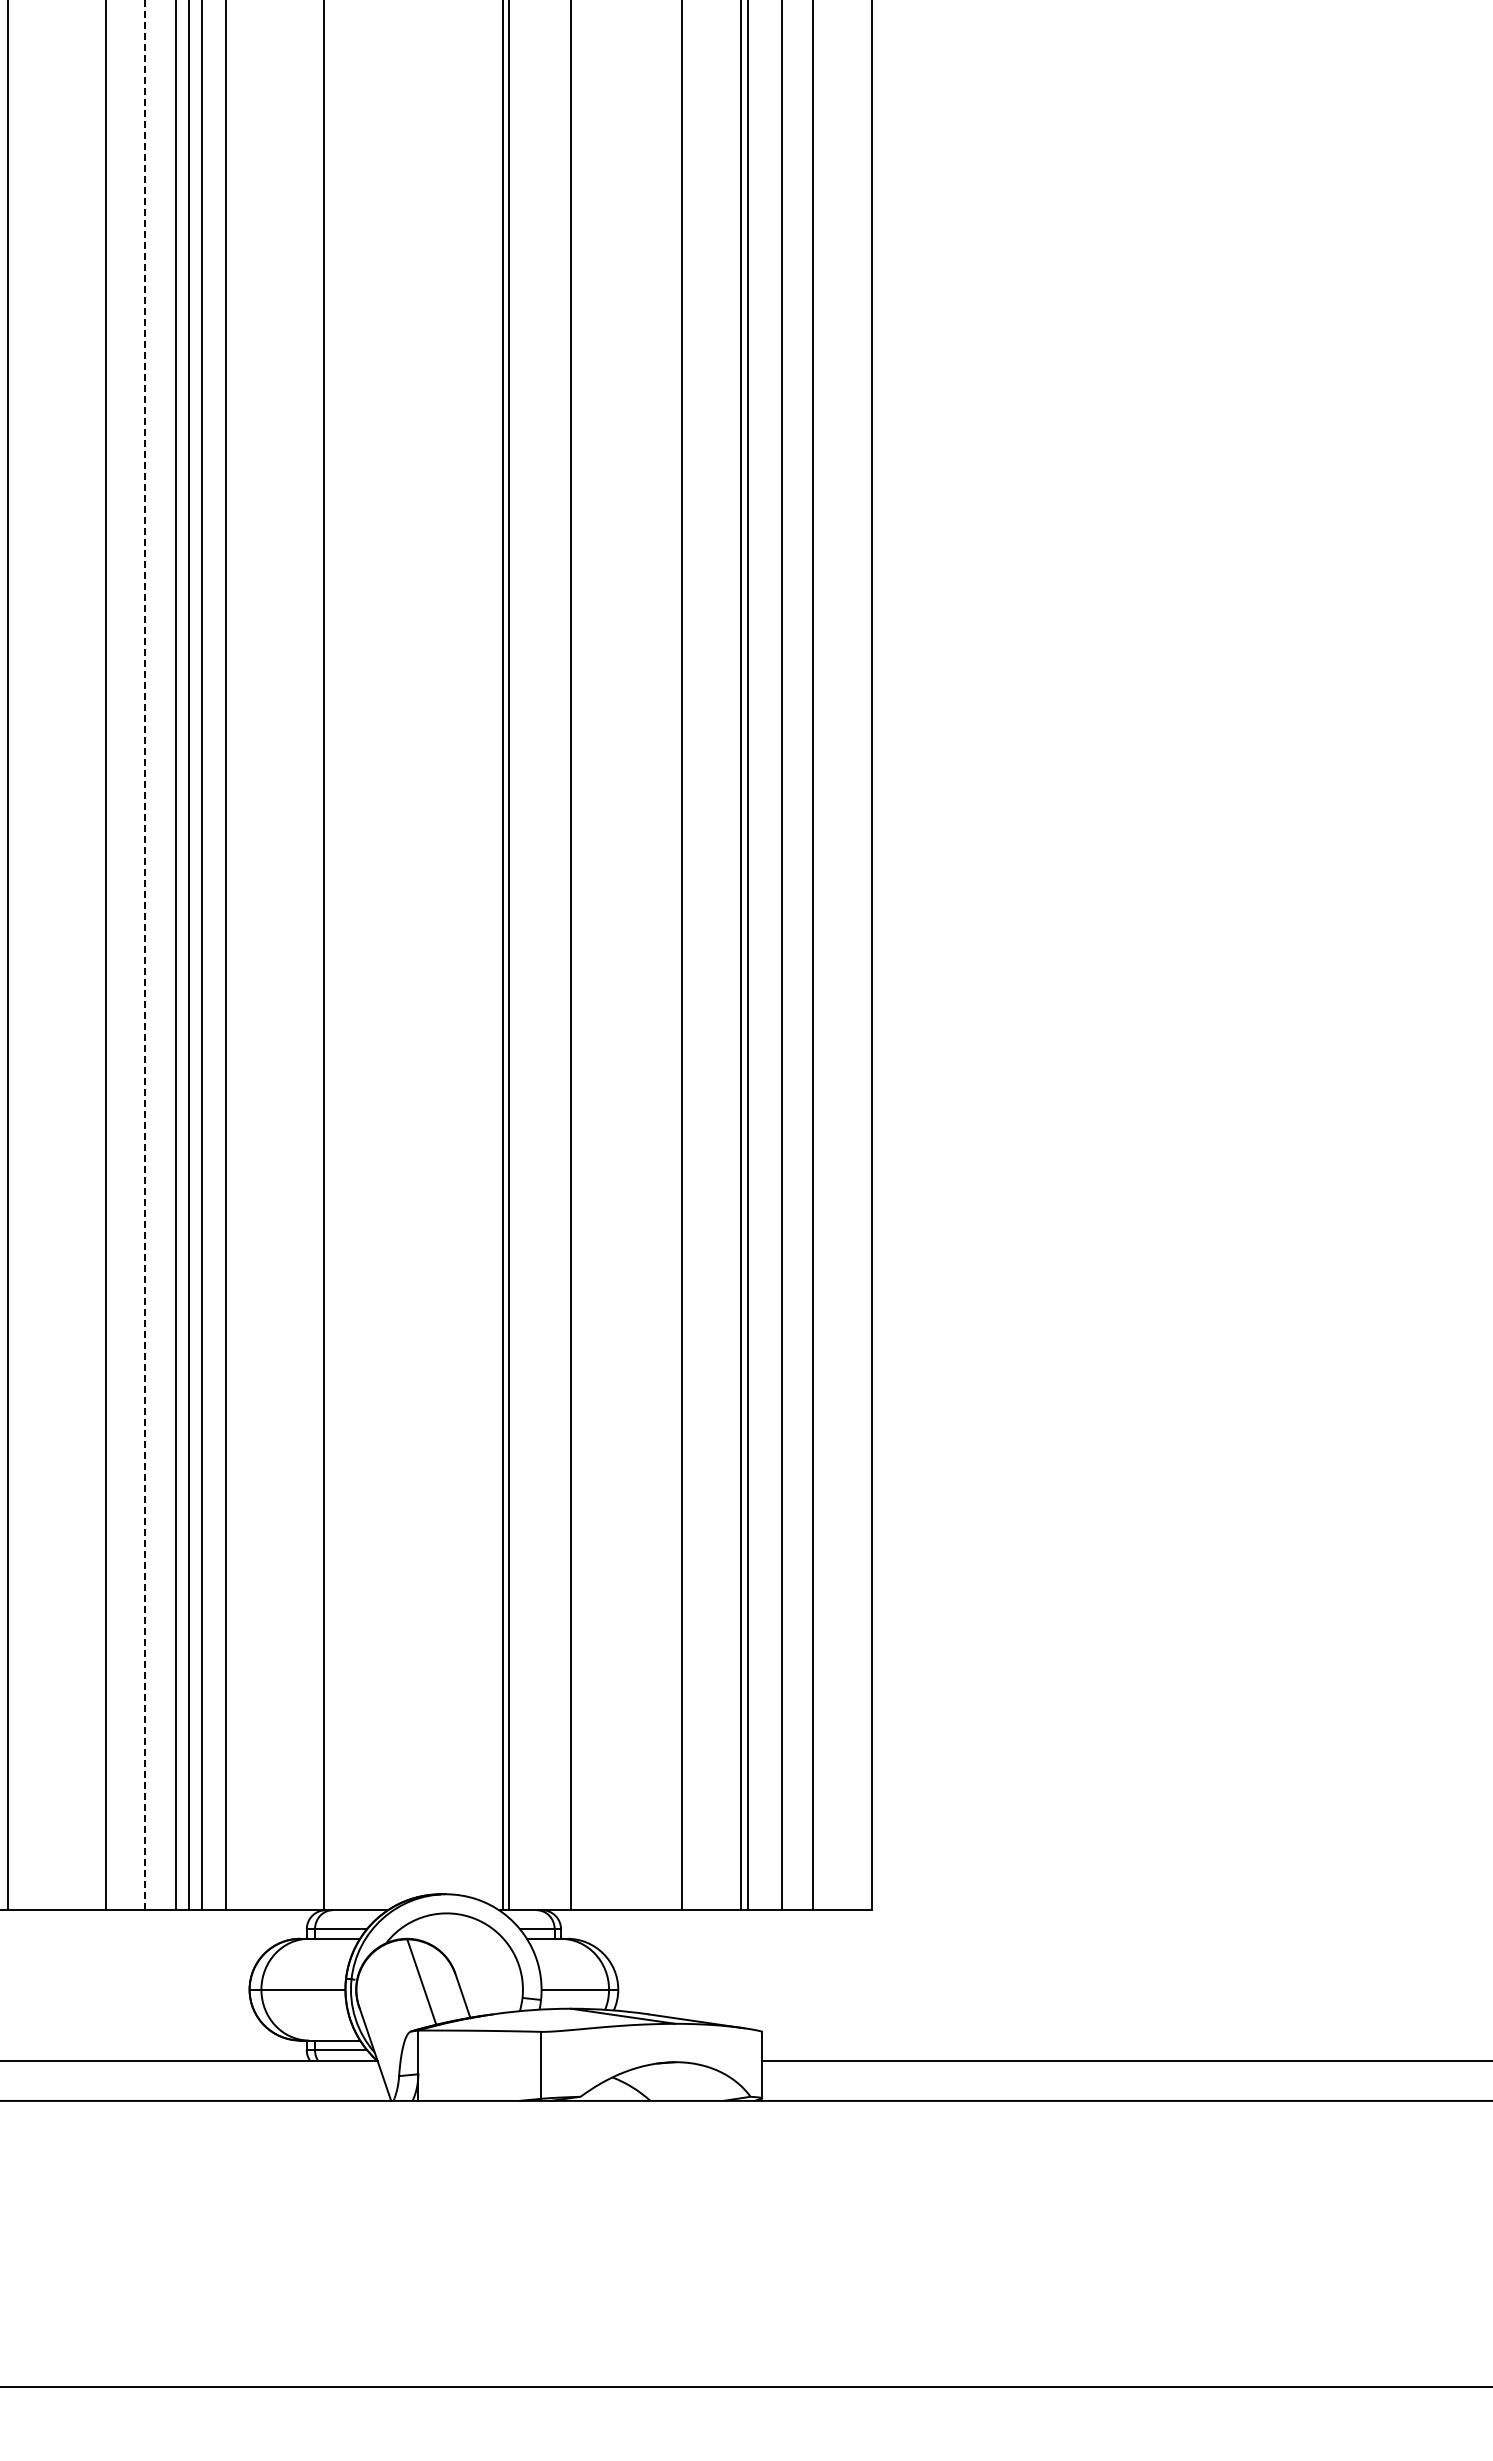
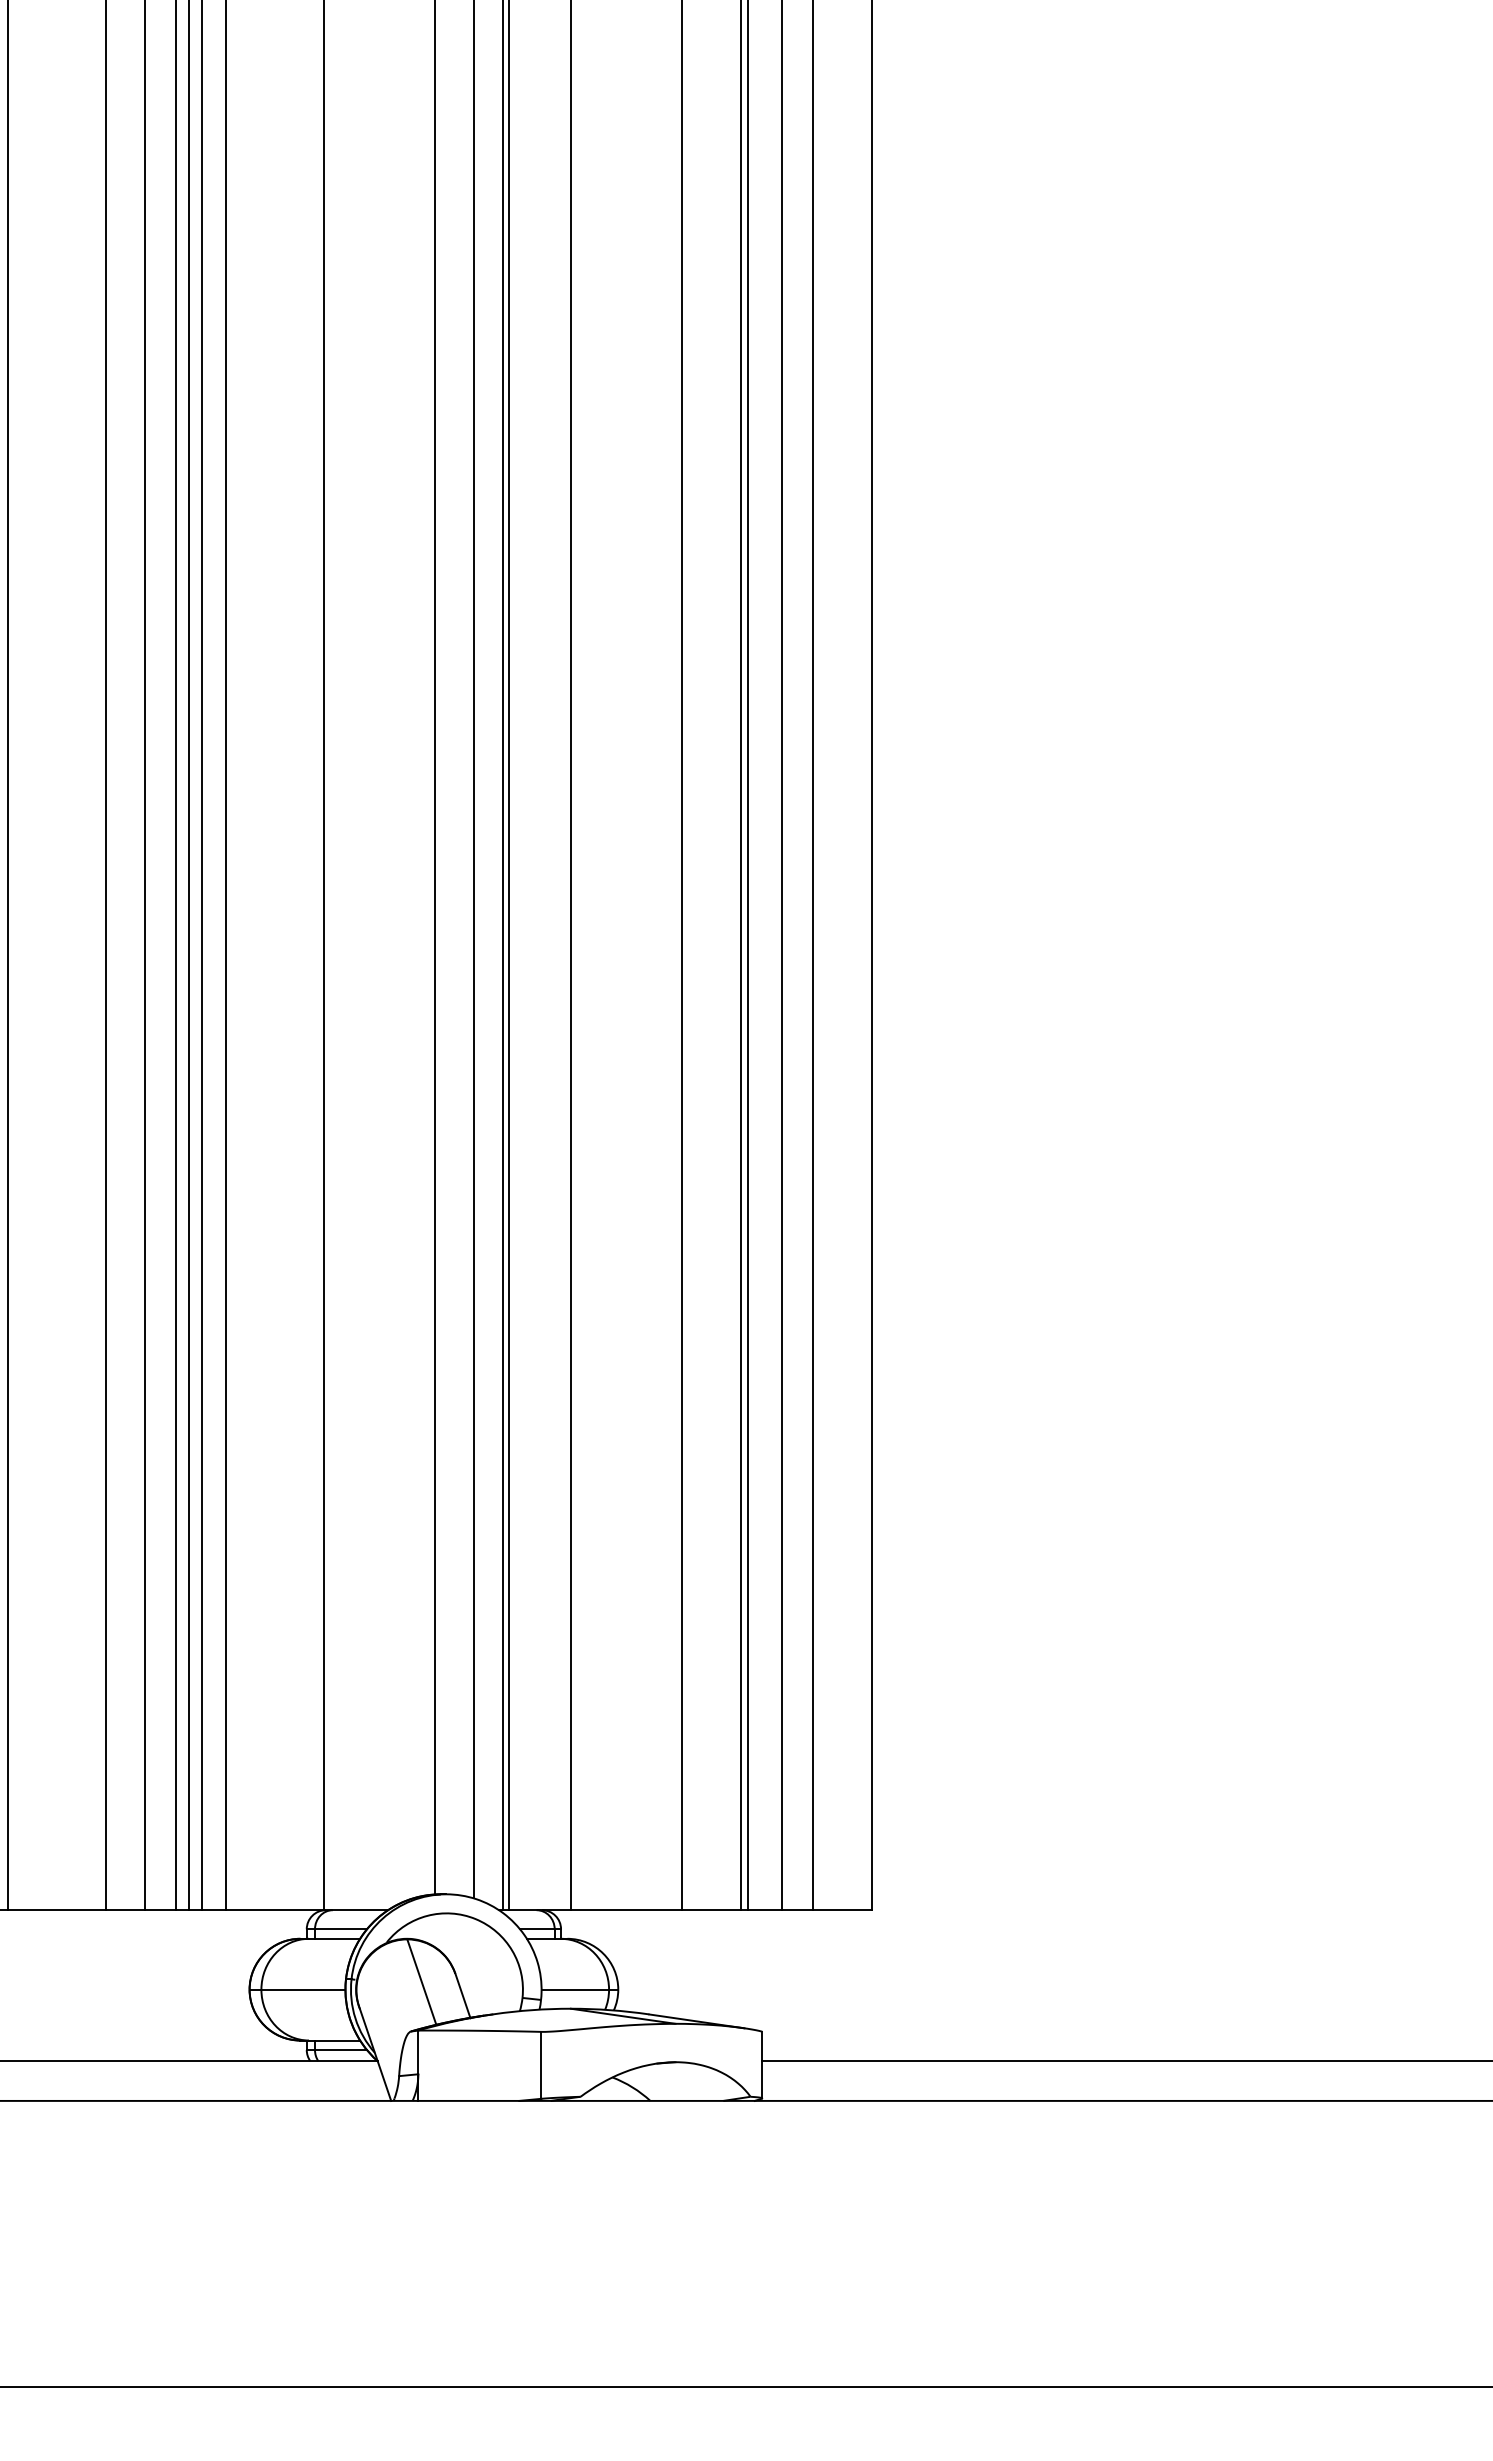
line: none -> present (435, 948)
line: none -> present (473, 950)
line: dashed -> solid (144, 955)
